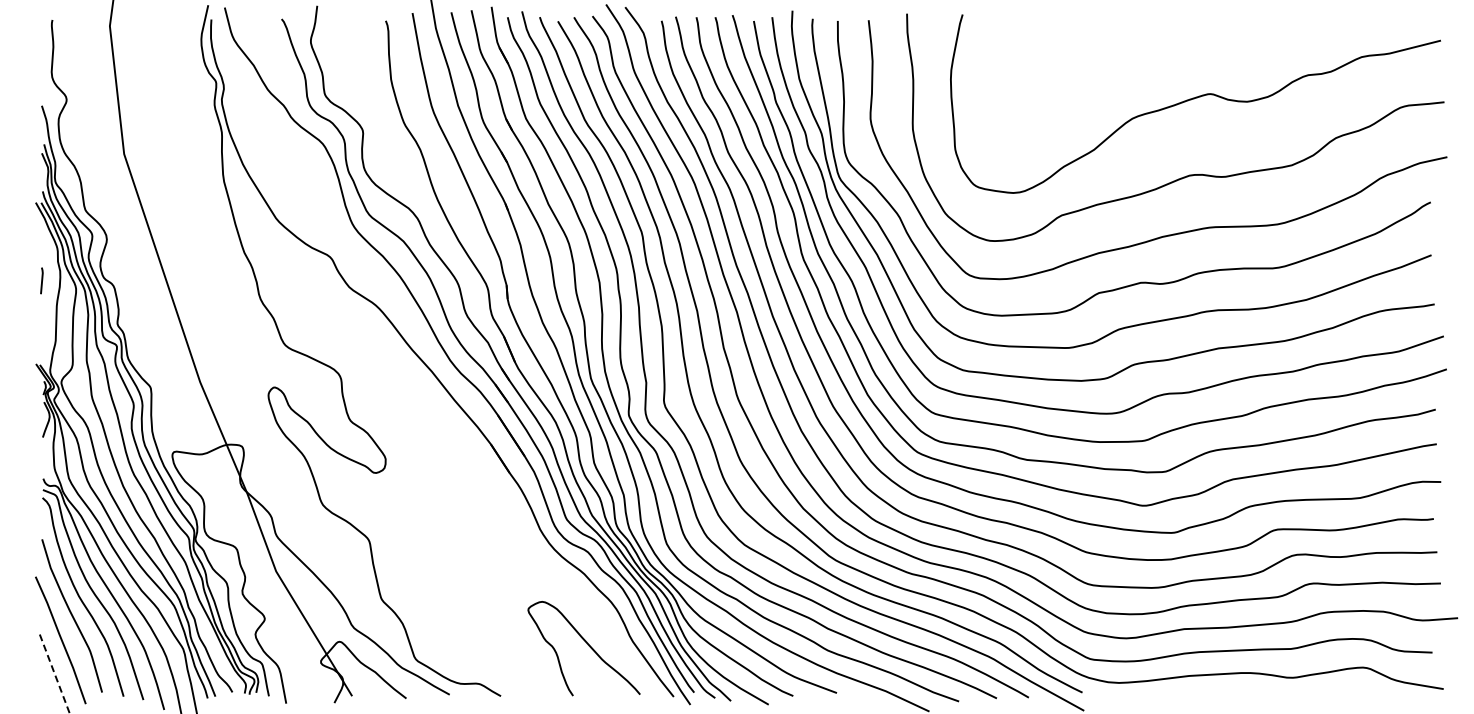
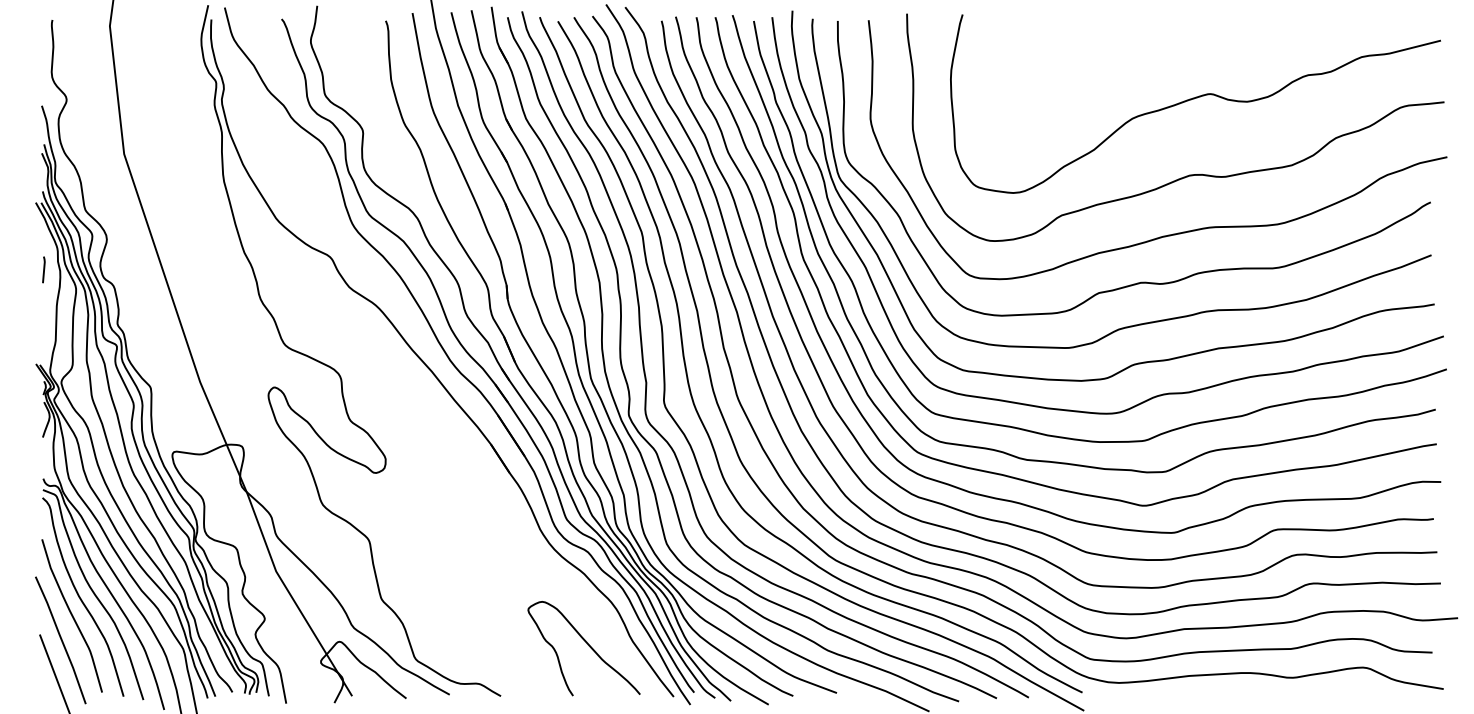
line position: (41, 280) -> (43, 269) (43, 269)
line: dashed -> solid (55, 674)
